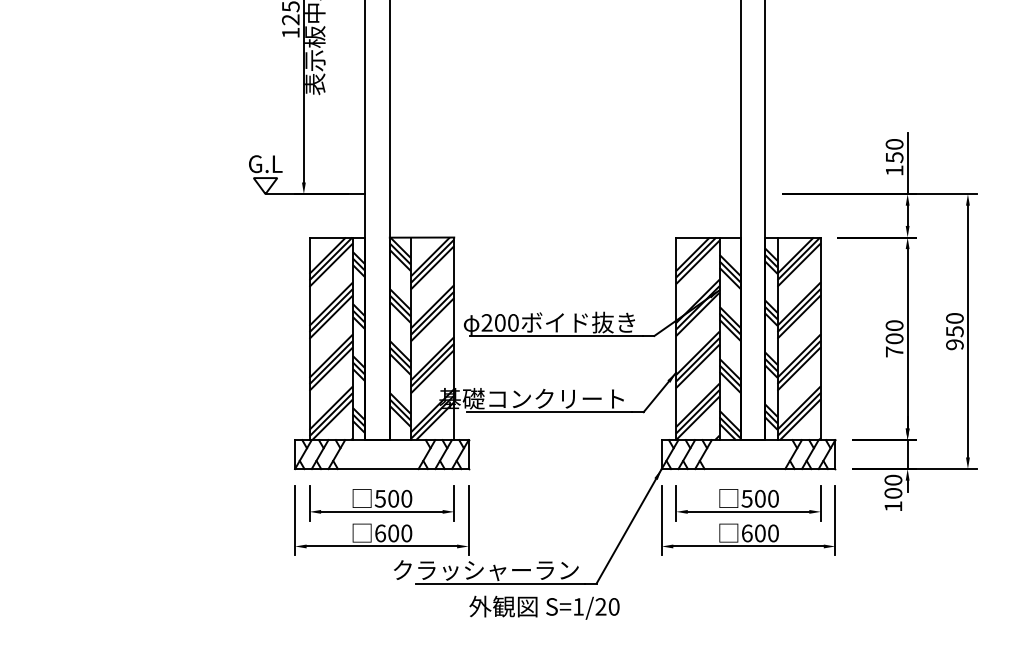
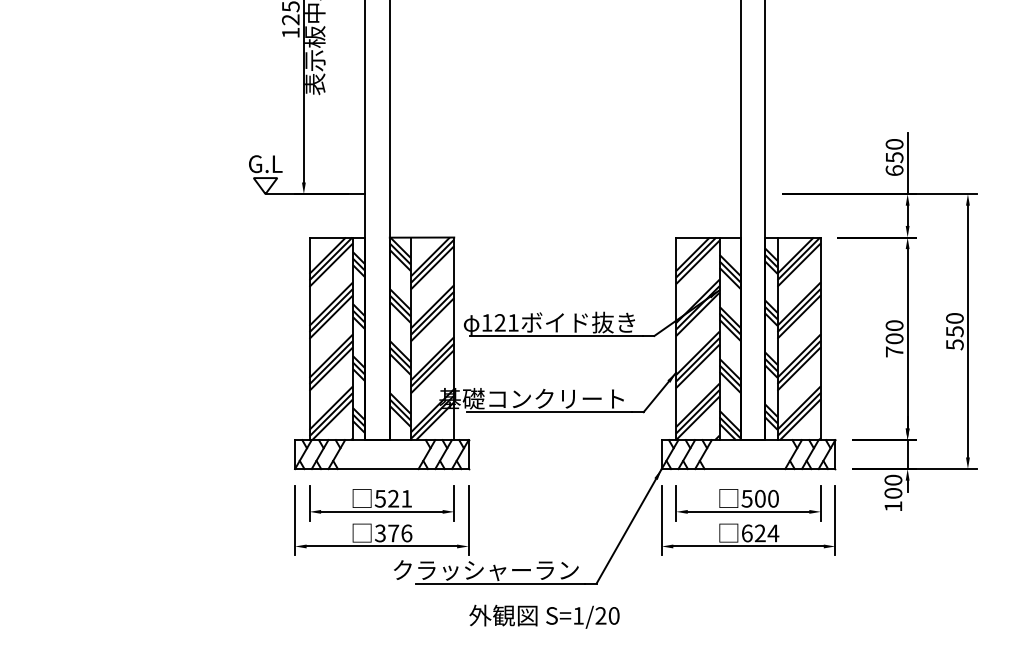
text: 150 -> 650 (894, 170)
text: 200 -> 121 (499, 322)
text: 950 -> 550 (954, 344)
text: 500 -> 521 (400, 498)
text: 600 -> 376 (393, 533)
text: 600 -> 624 (766, 533)
text position: (544, 607) -> (544, 616) (544, 616)
